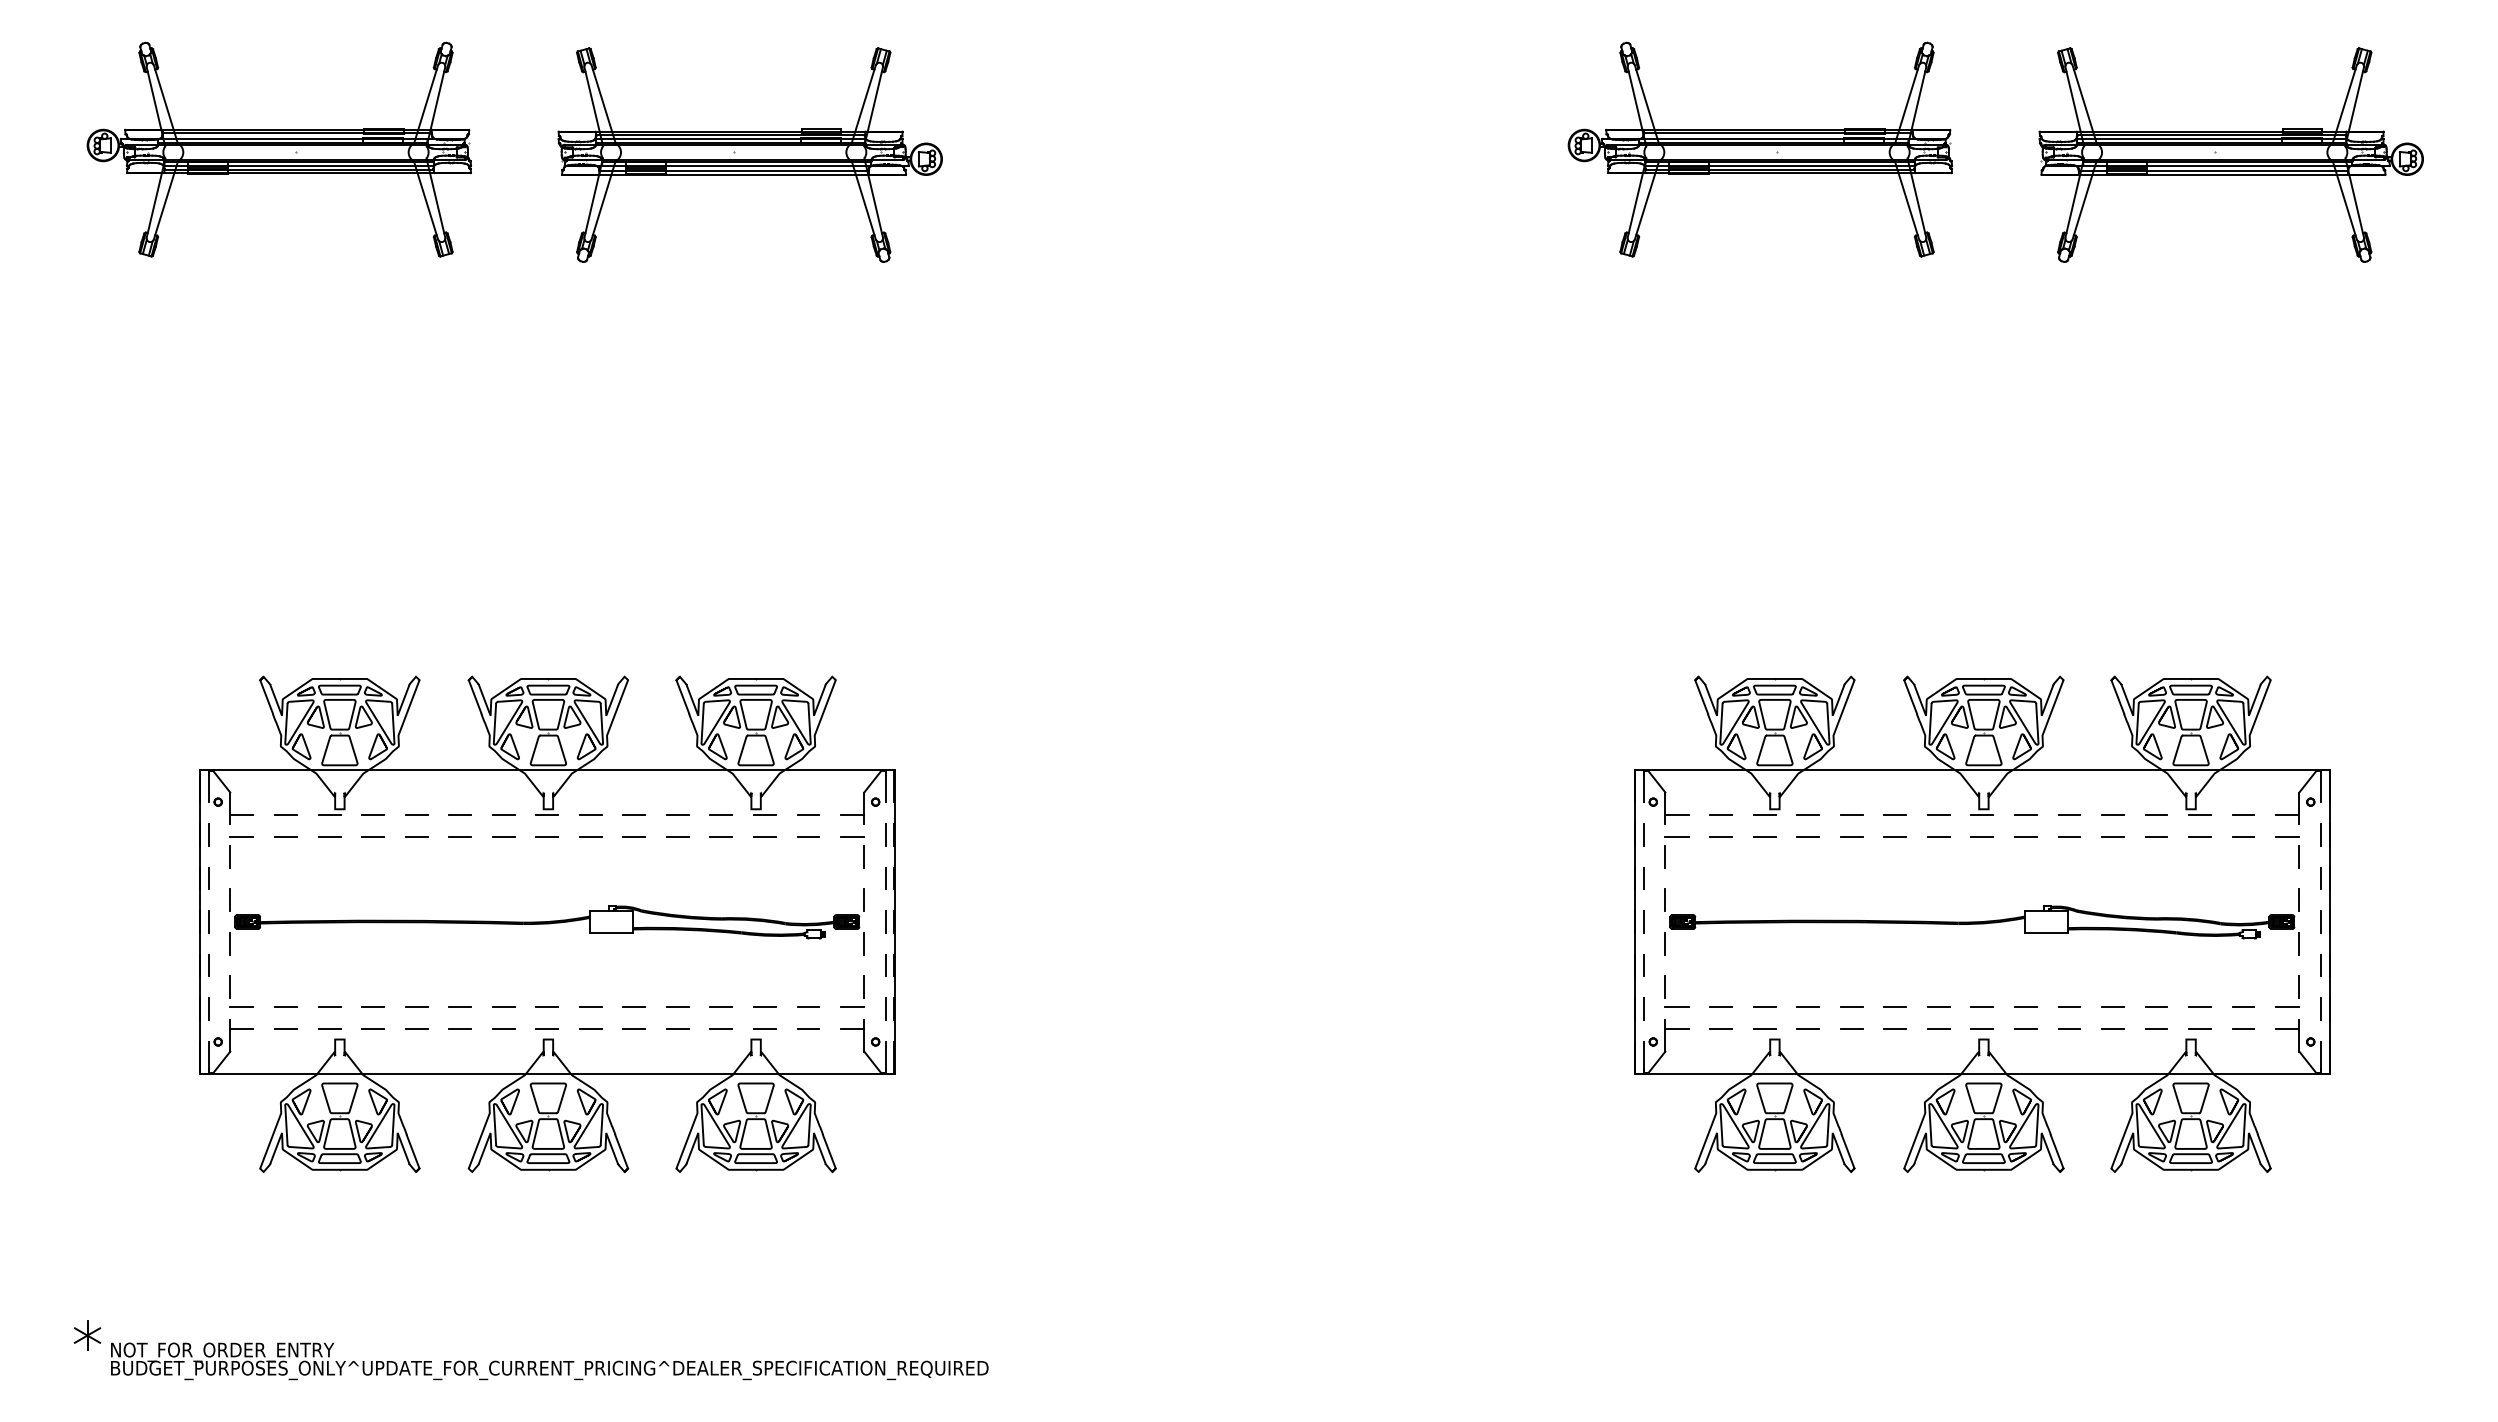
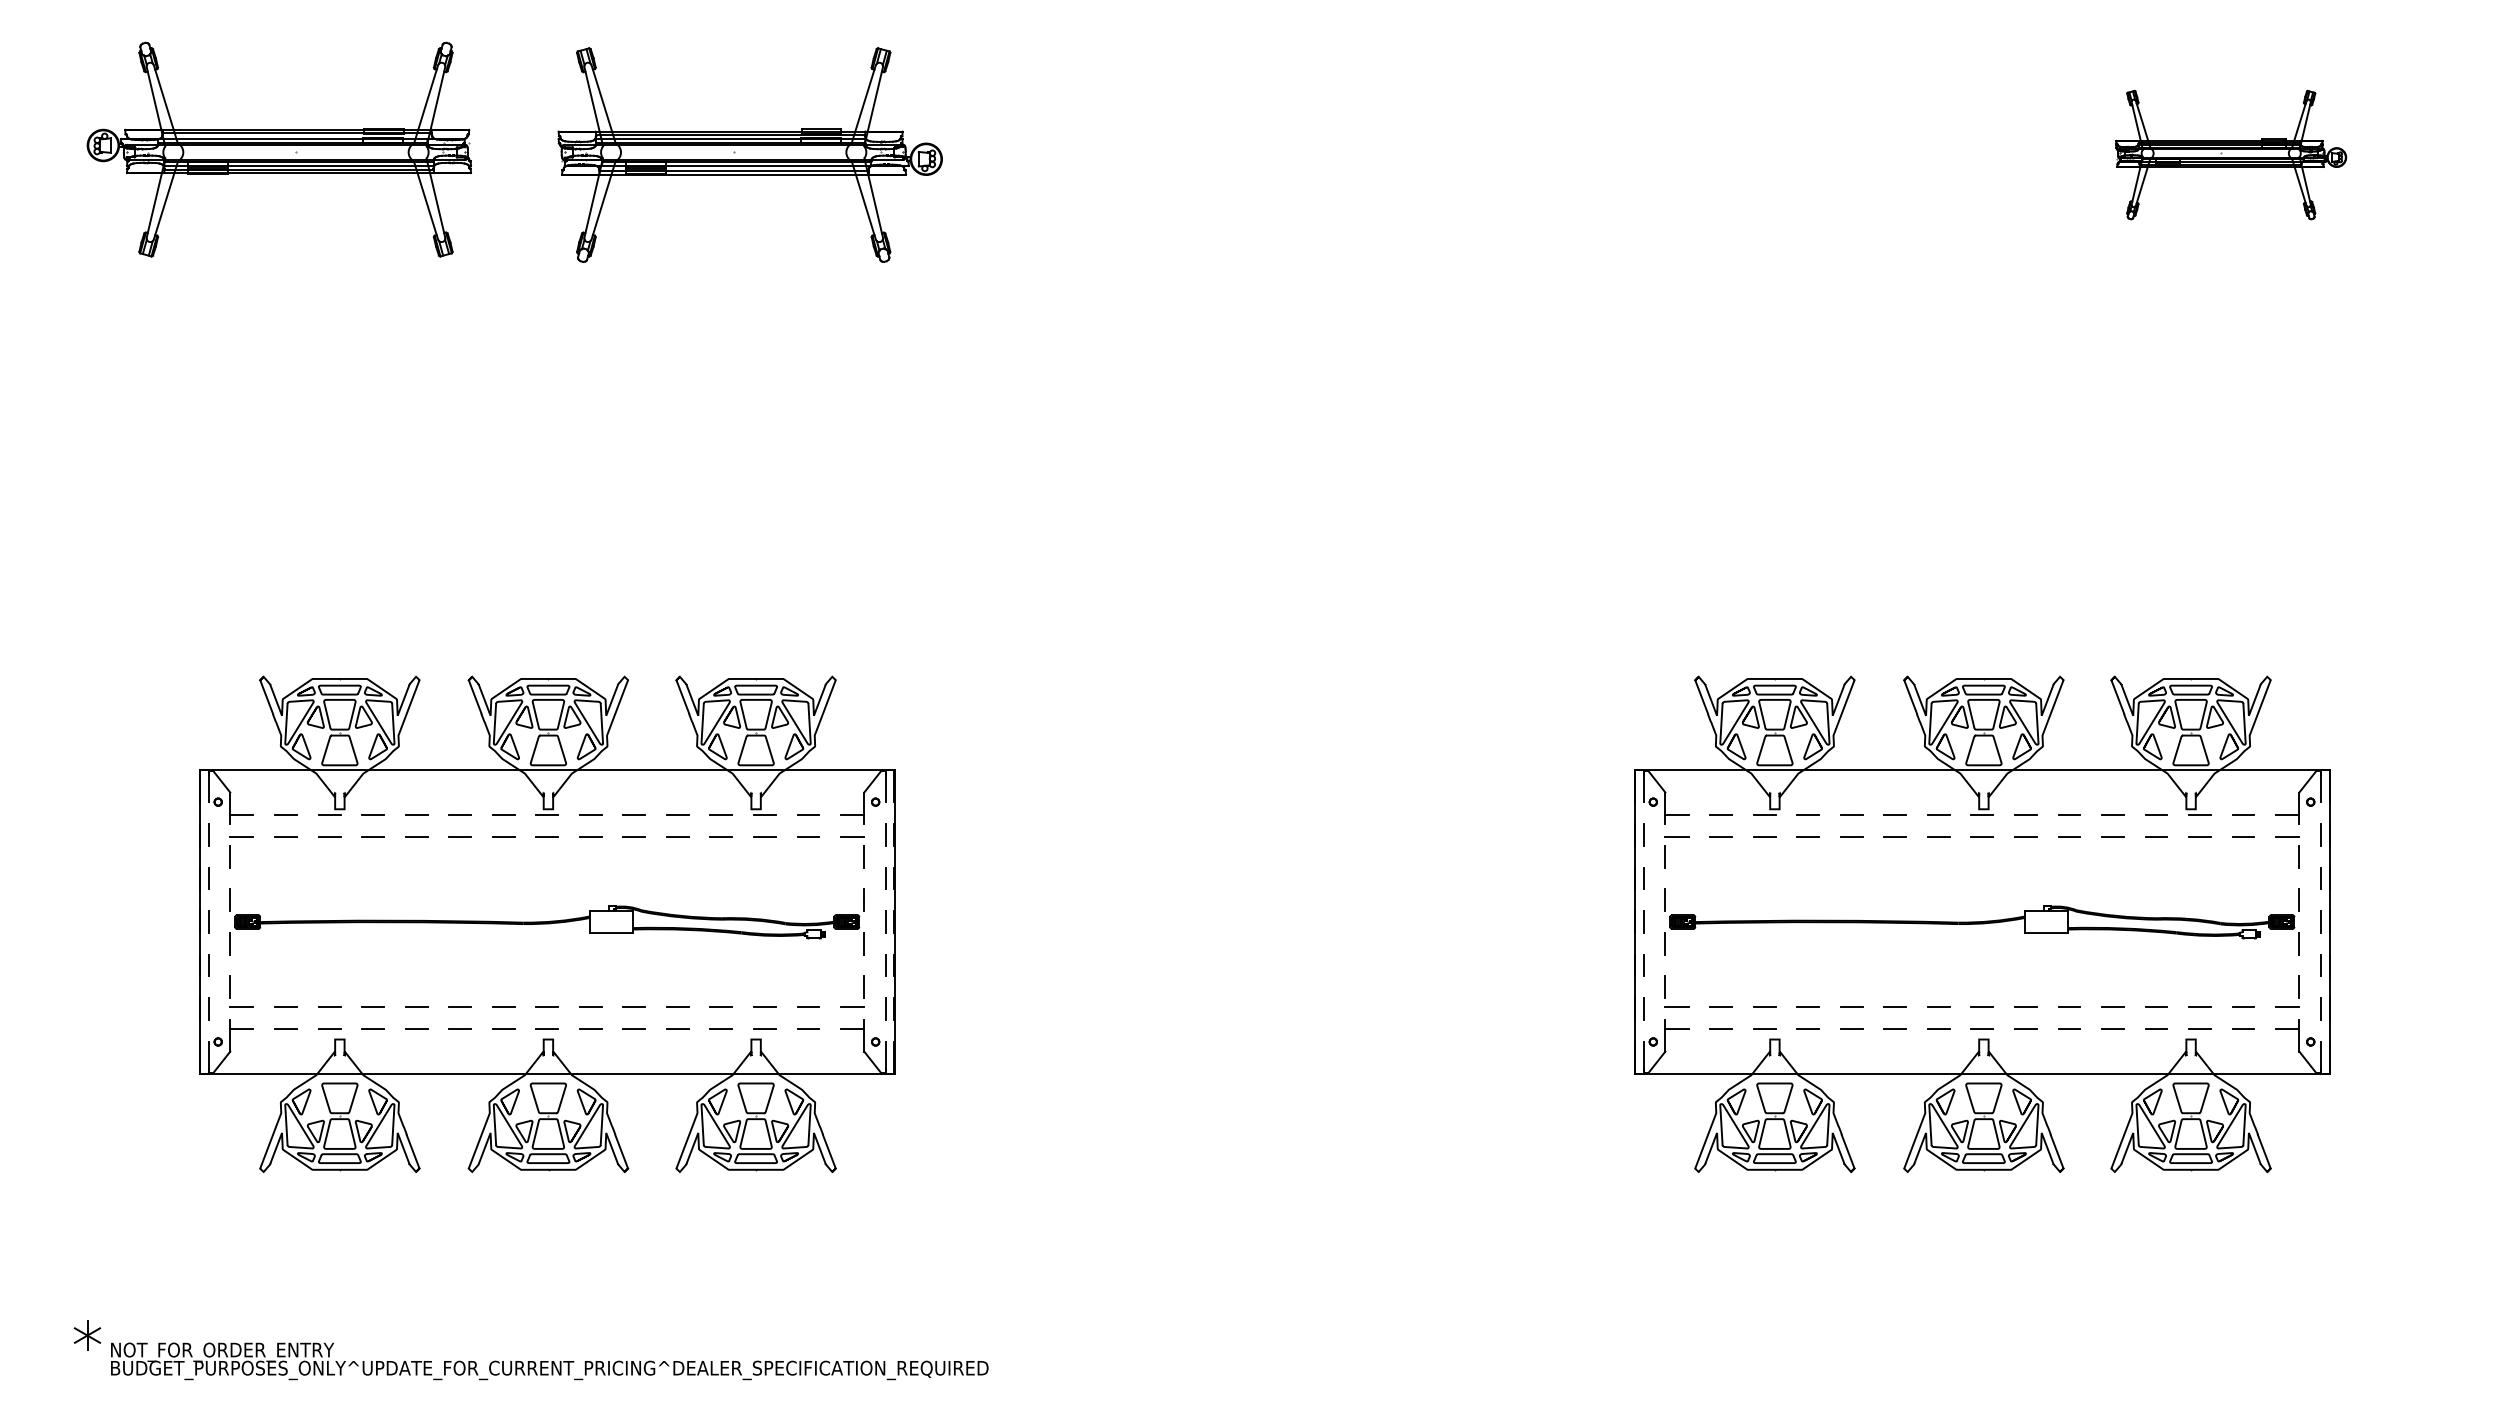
part: present -> none (1759, 149)
part size: 386x216 px -> 233x132 px (2231, 154)
